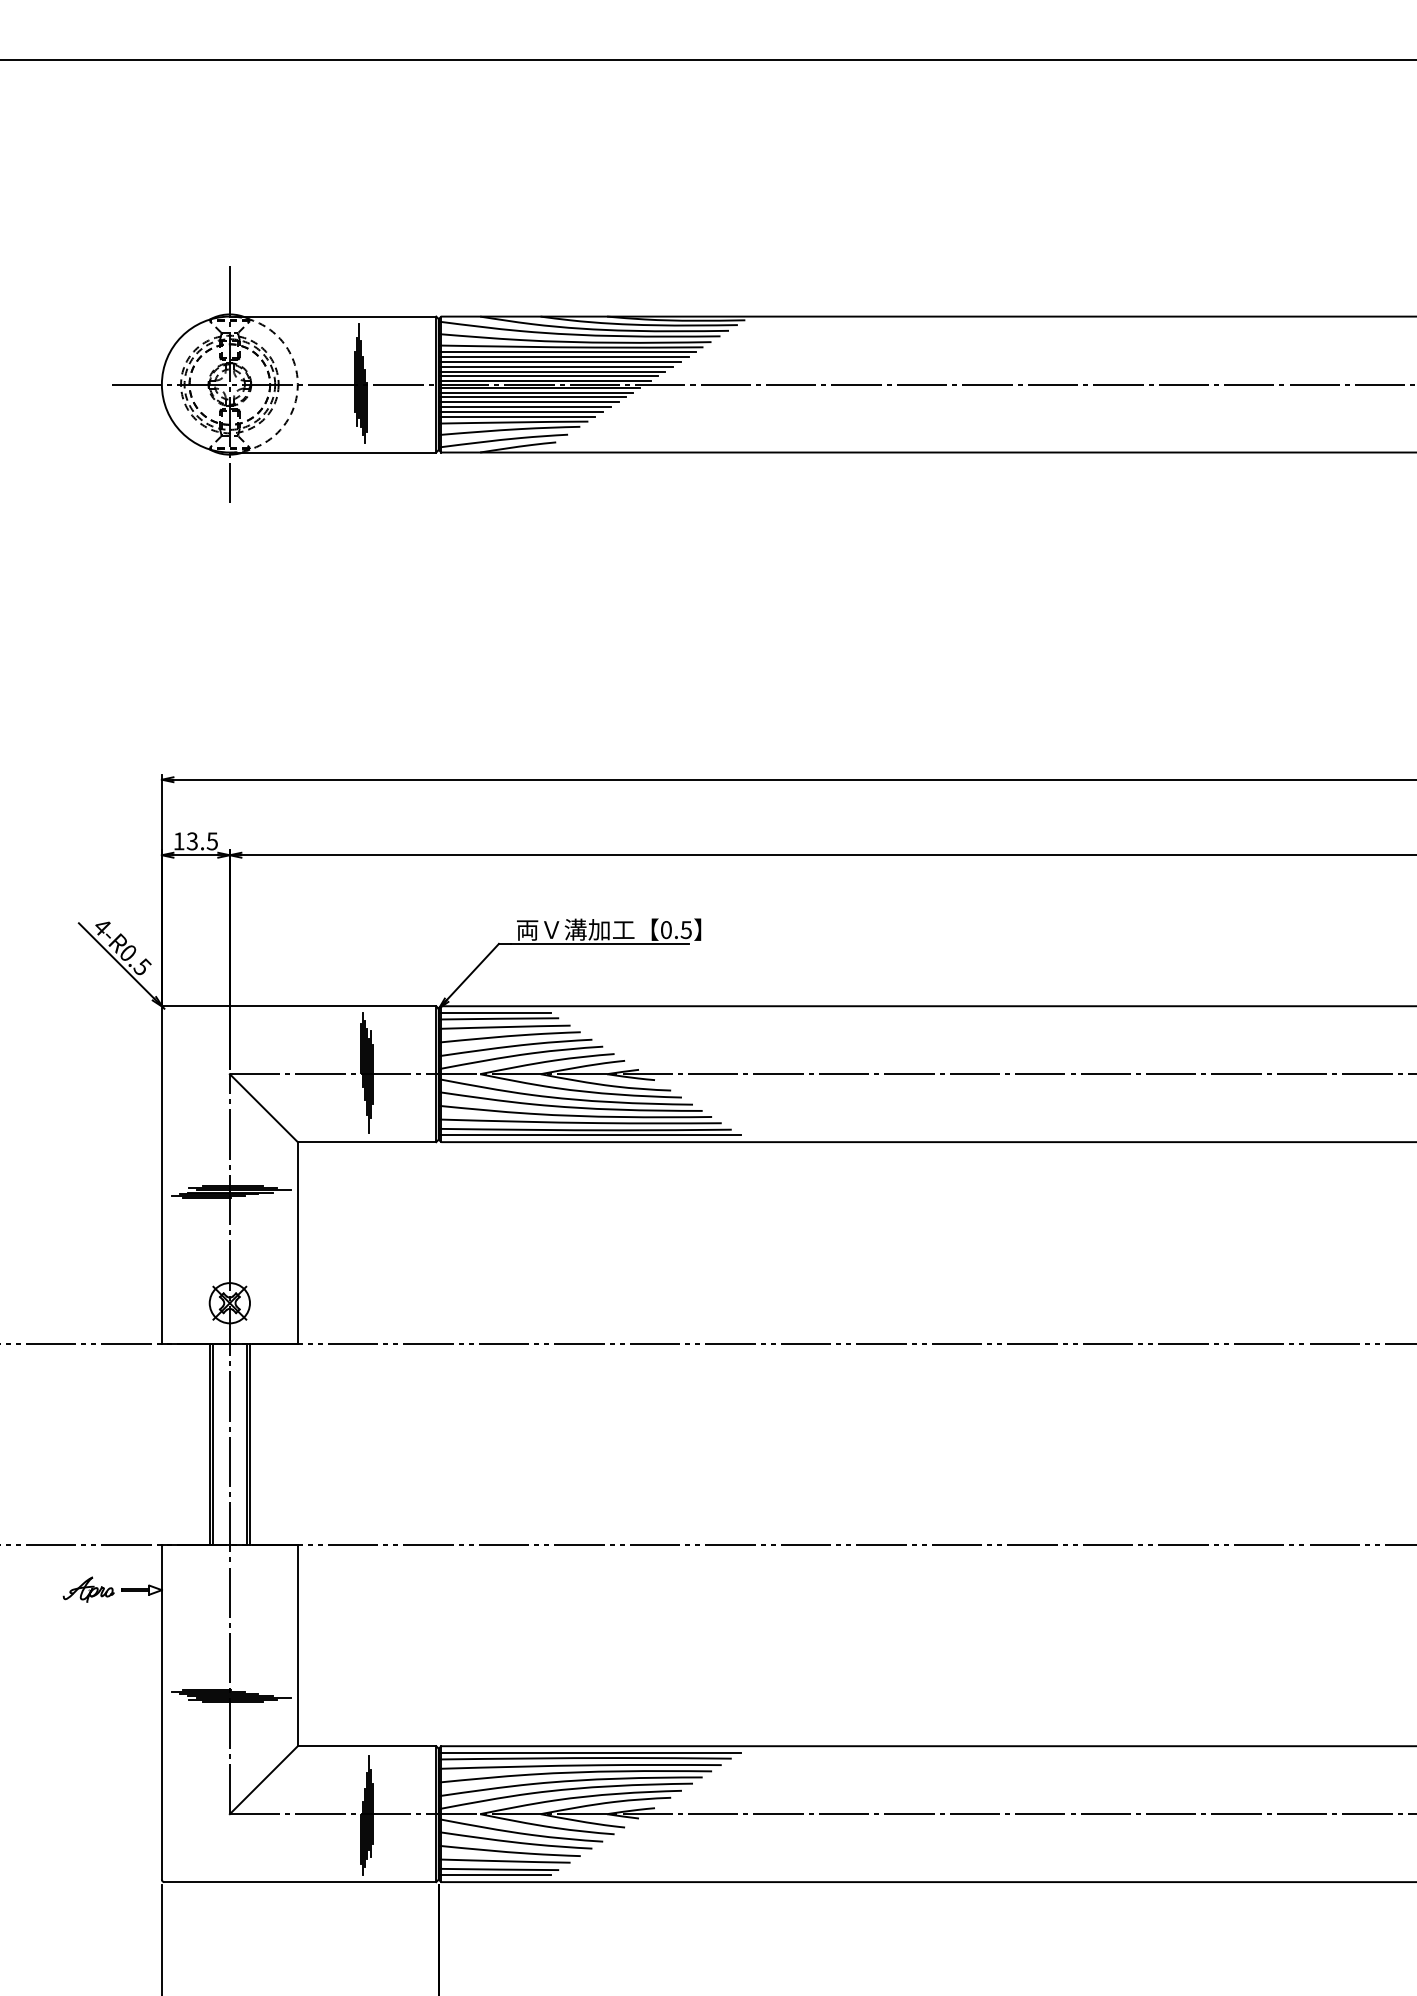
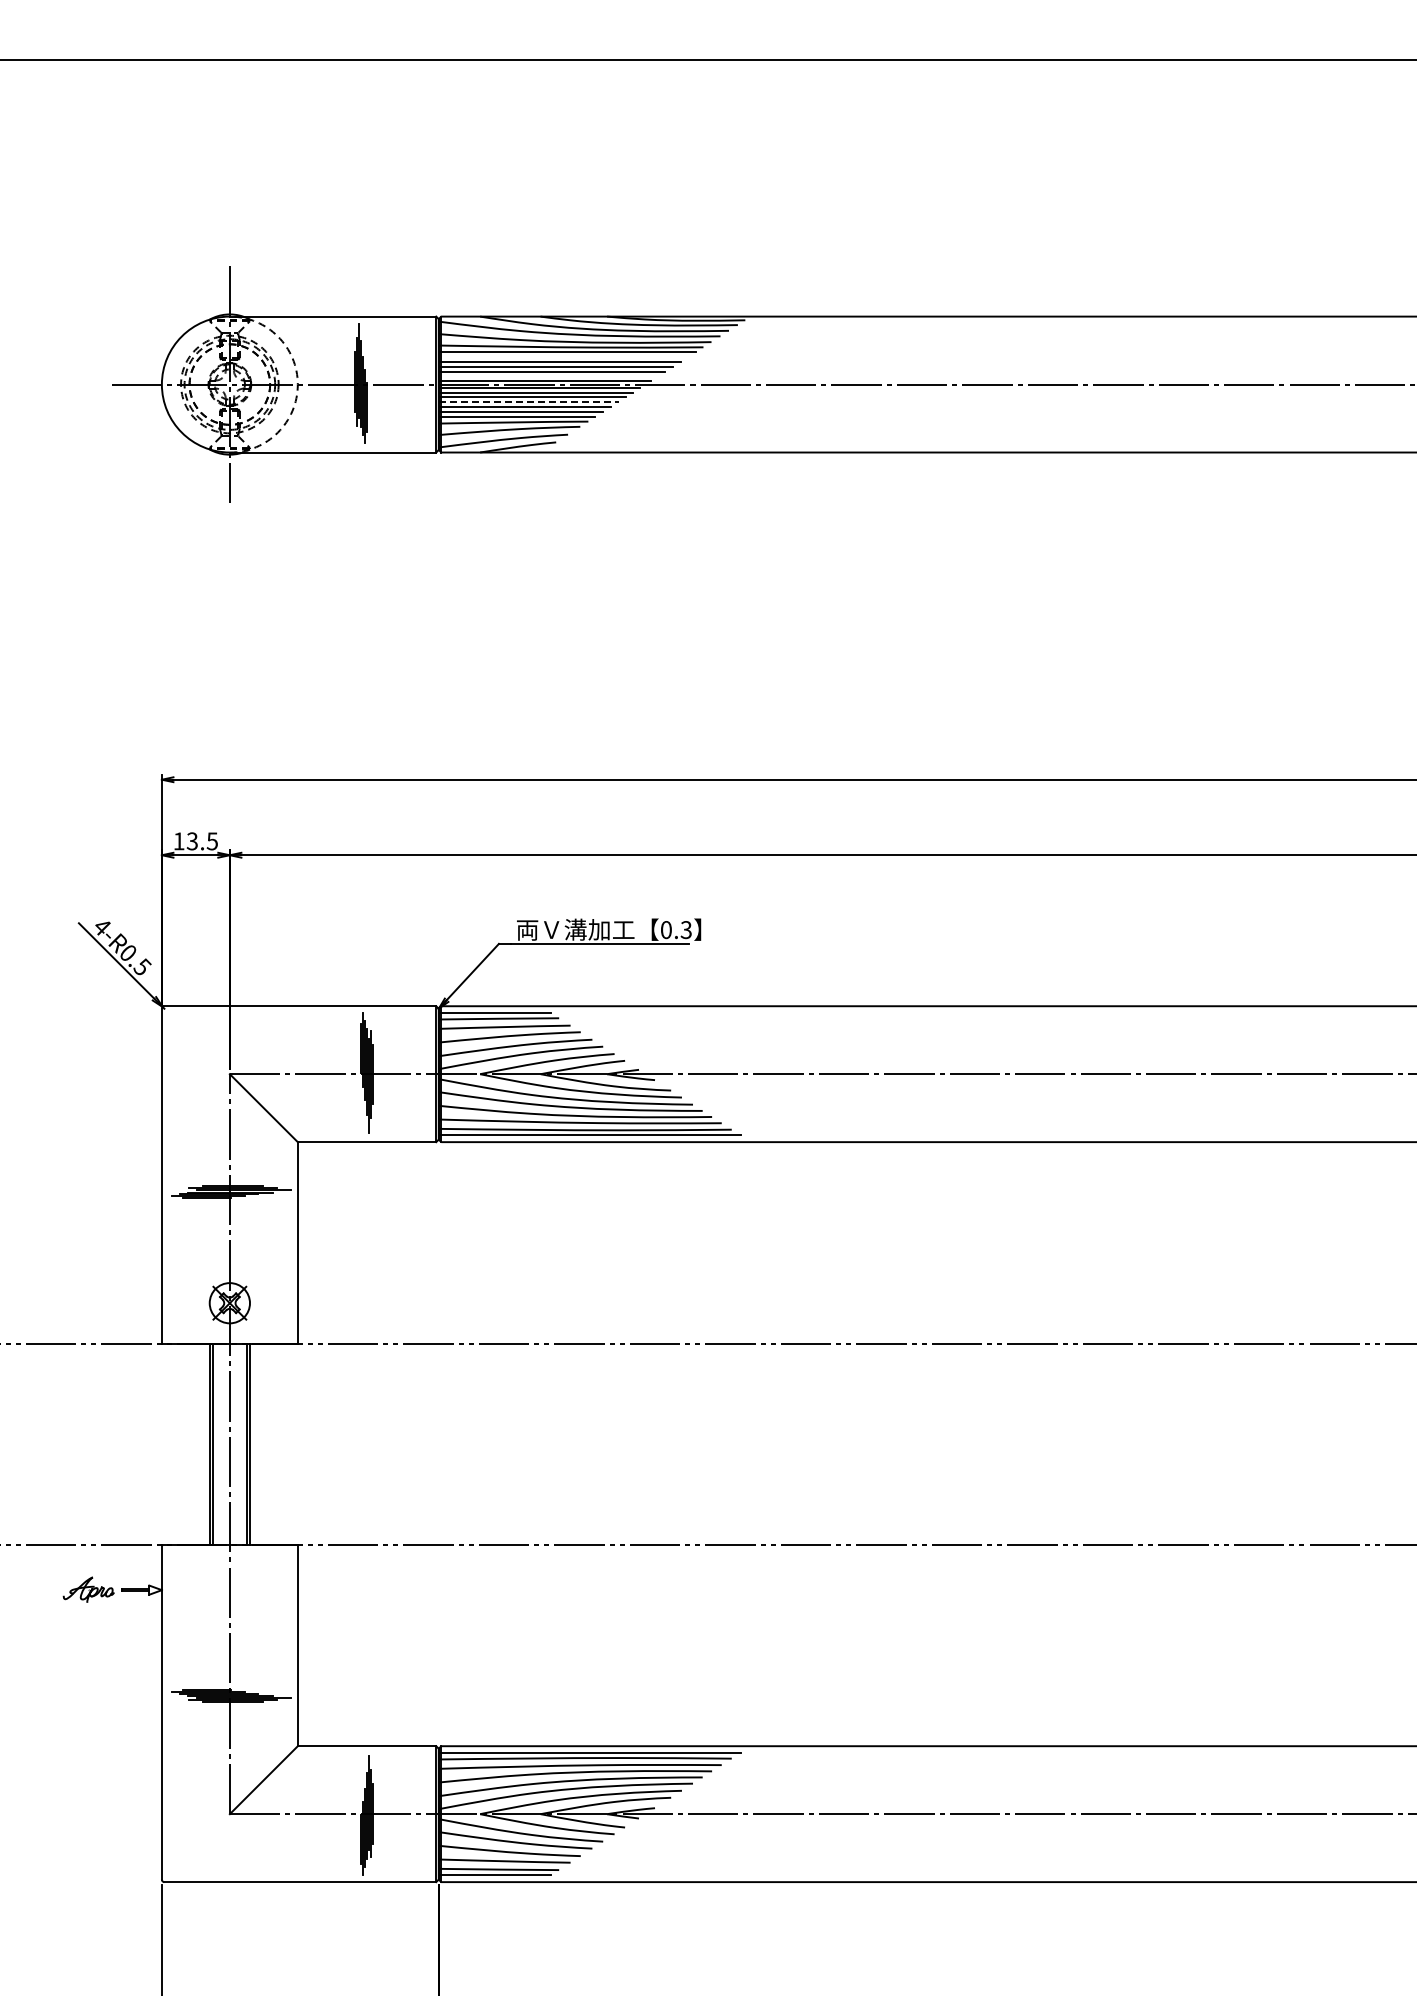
line: present -> none (563, 356)
line: present -> none (548, 376)
line: solid -> dashed (528, 402)
text: 0.5 -> 0.3 (686, 929)
